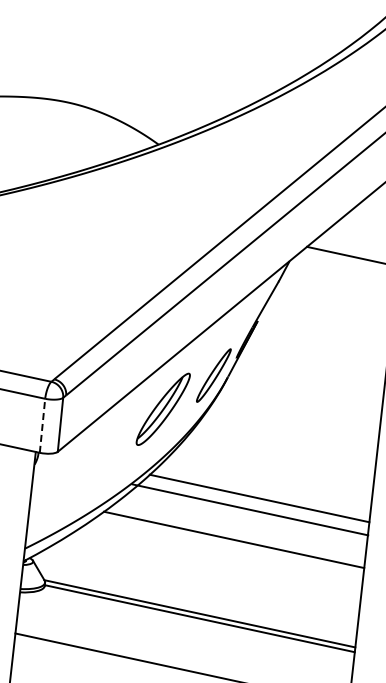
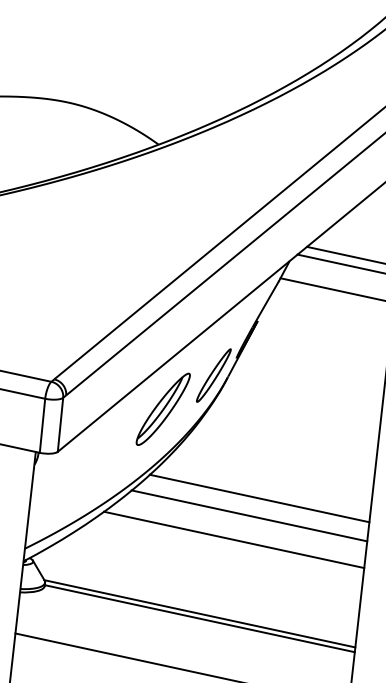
line: none -> present (339, 263)
line: none -> present (331, 289)
line: dashed -> solid (42, 425)
line position: (250, 509) -> (249, 515) (249, 515)
